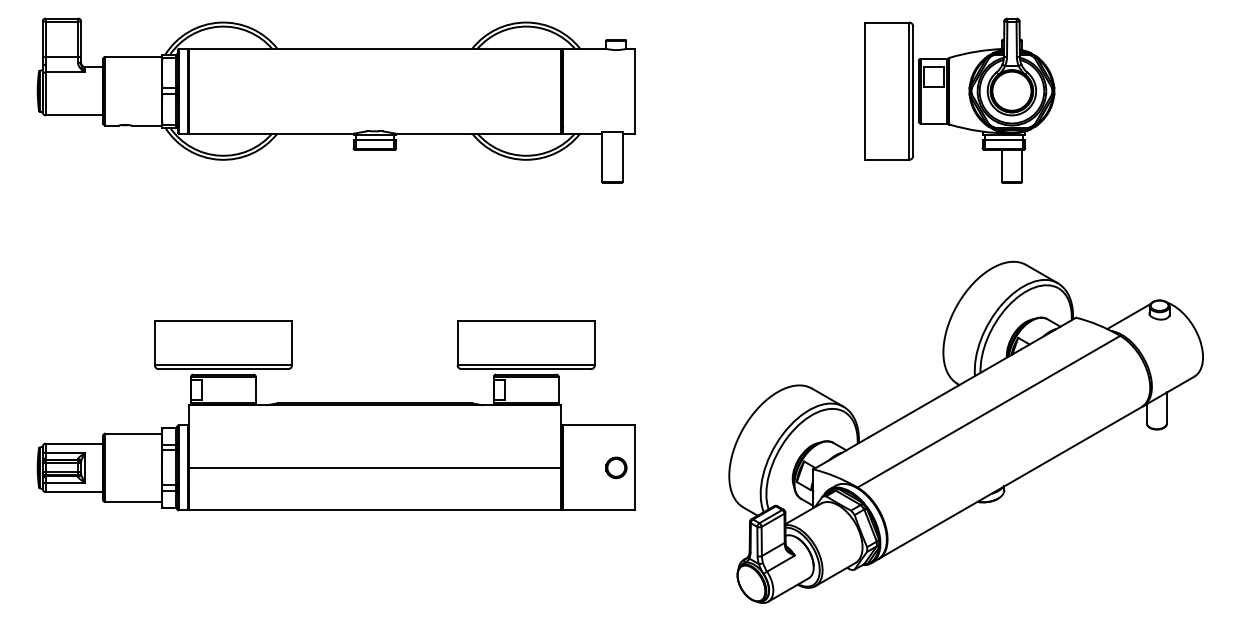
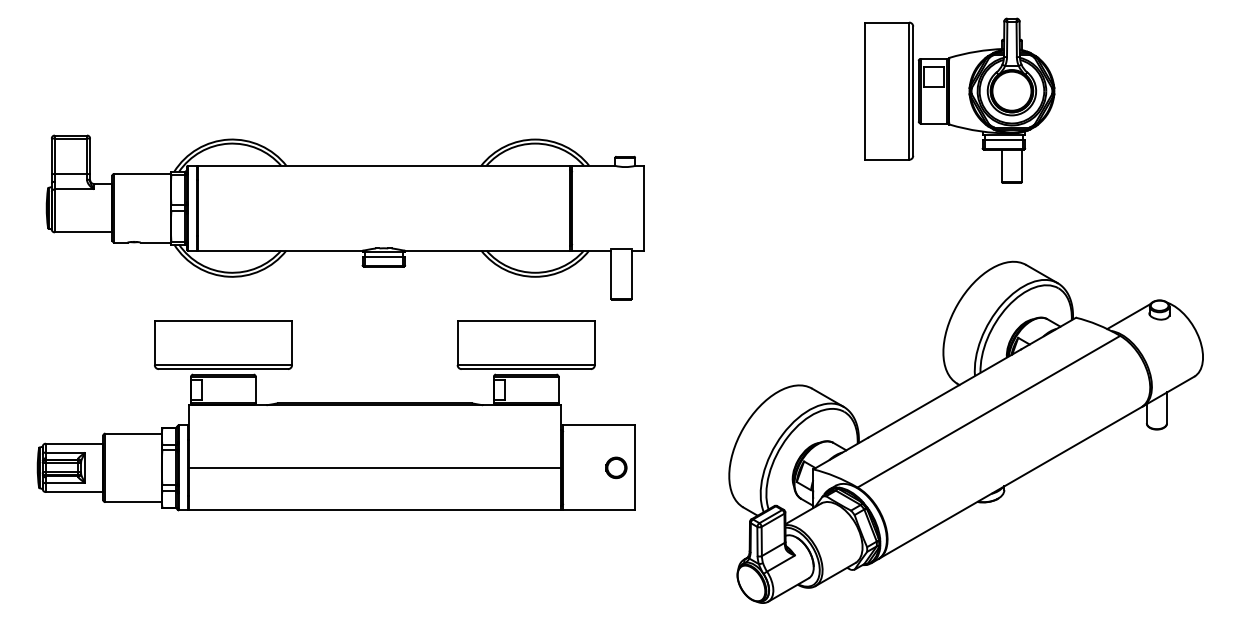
part position: (335, 100) -> (344, 217) (344, 217)
